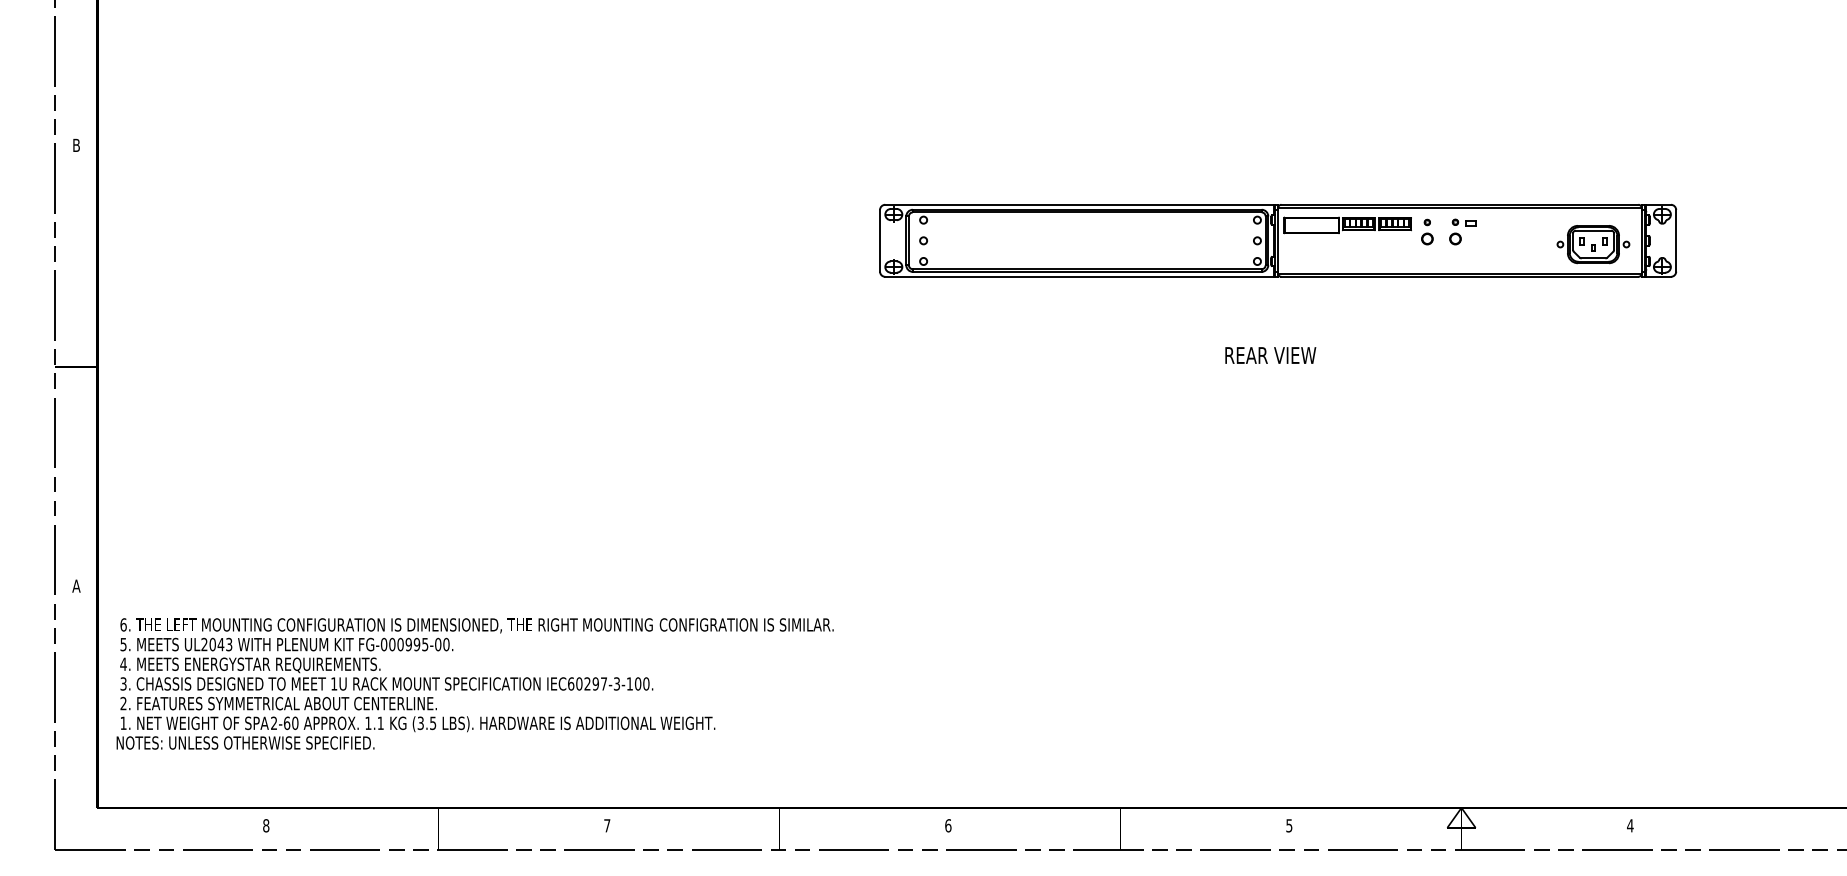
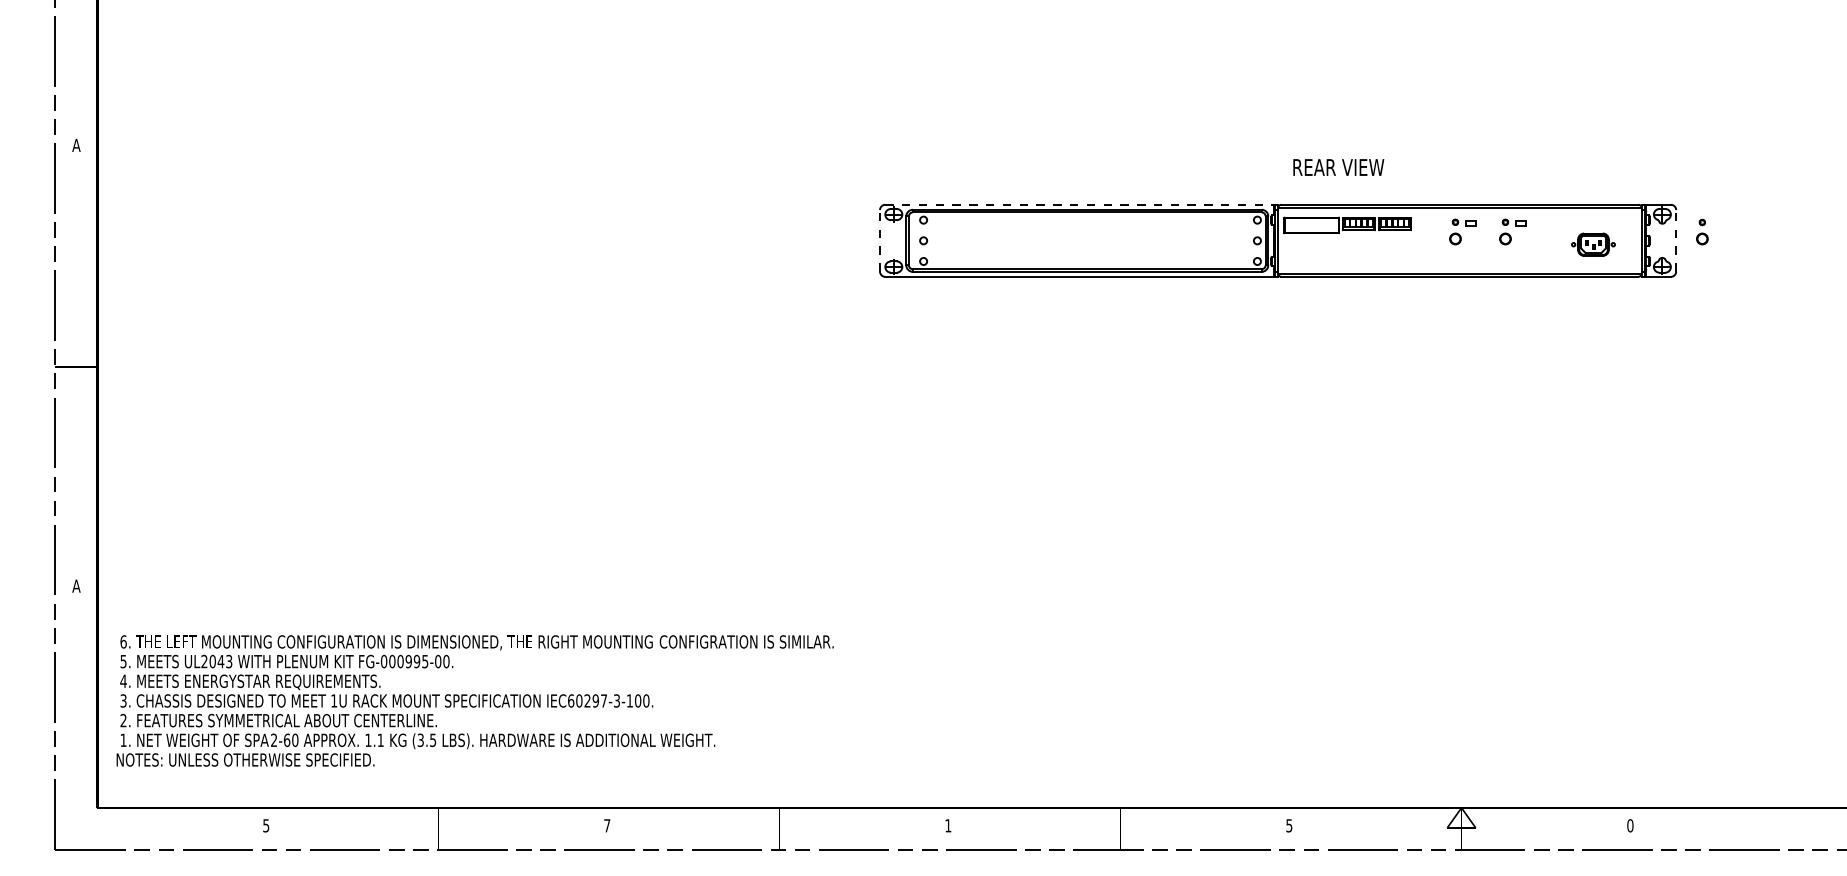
text: B -> A (76, 144)
line: solid -> dashed (1082, 204)
part position: (1427, 231) -> (1702, 231) (1702, 231)
part: none -> present (1512, 231)
line: solid -> dashed (880, 240)
line: solid -> dashed (1676, 240)
part size: 75x40 px -> 45x25 px (1593, 244)
text position: (1270, 355) -> (1338, 167) (1338, 167)
text position: (474, 683) -> (474, 700) (474, 700)
text: 8 -> 5 (266, 825)
text: 6 -> 1 (948, 825)
text: 4 -> 0 (1630, 825)
